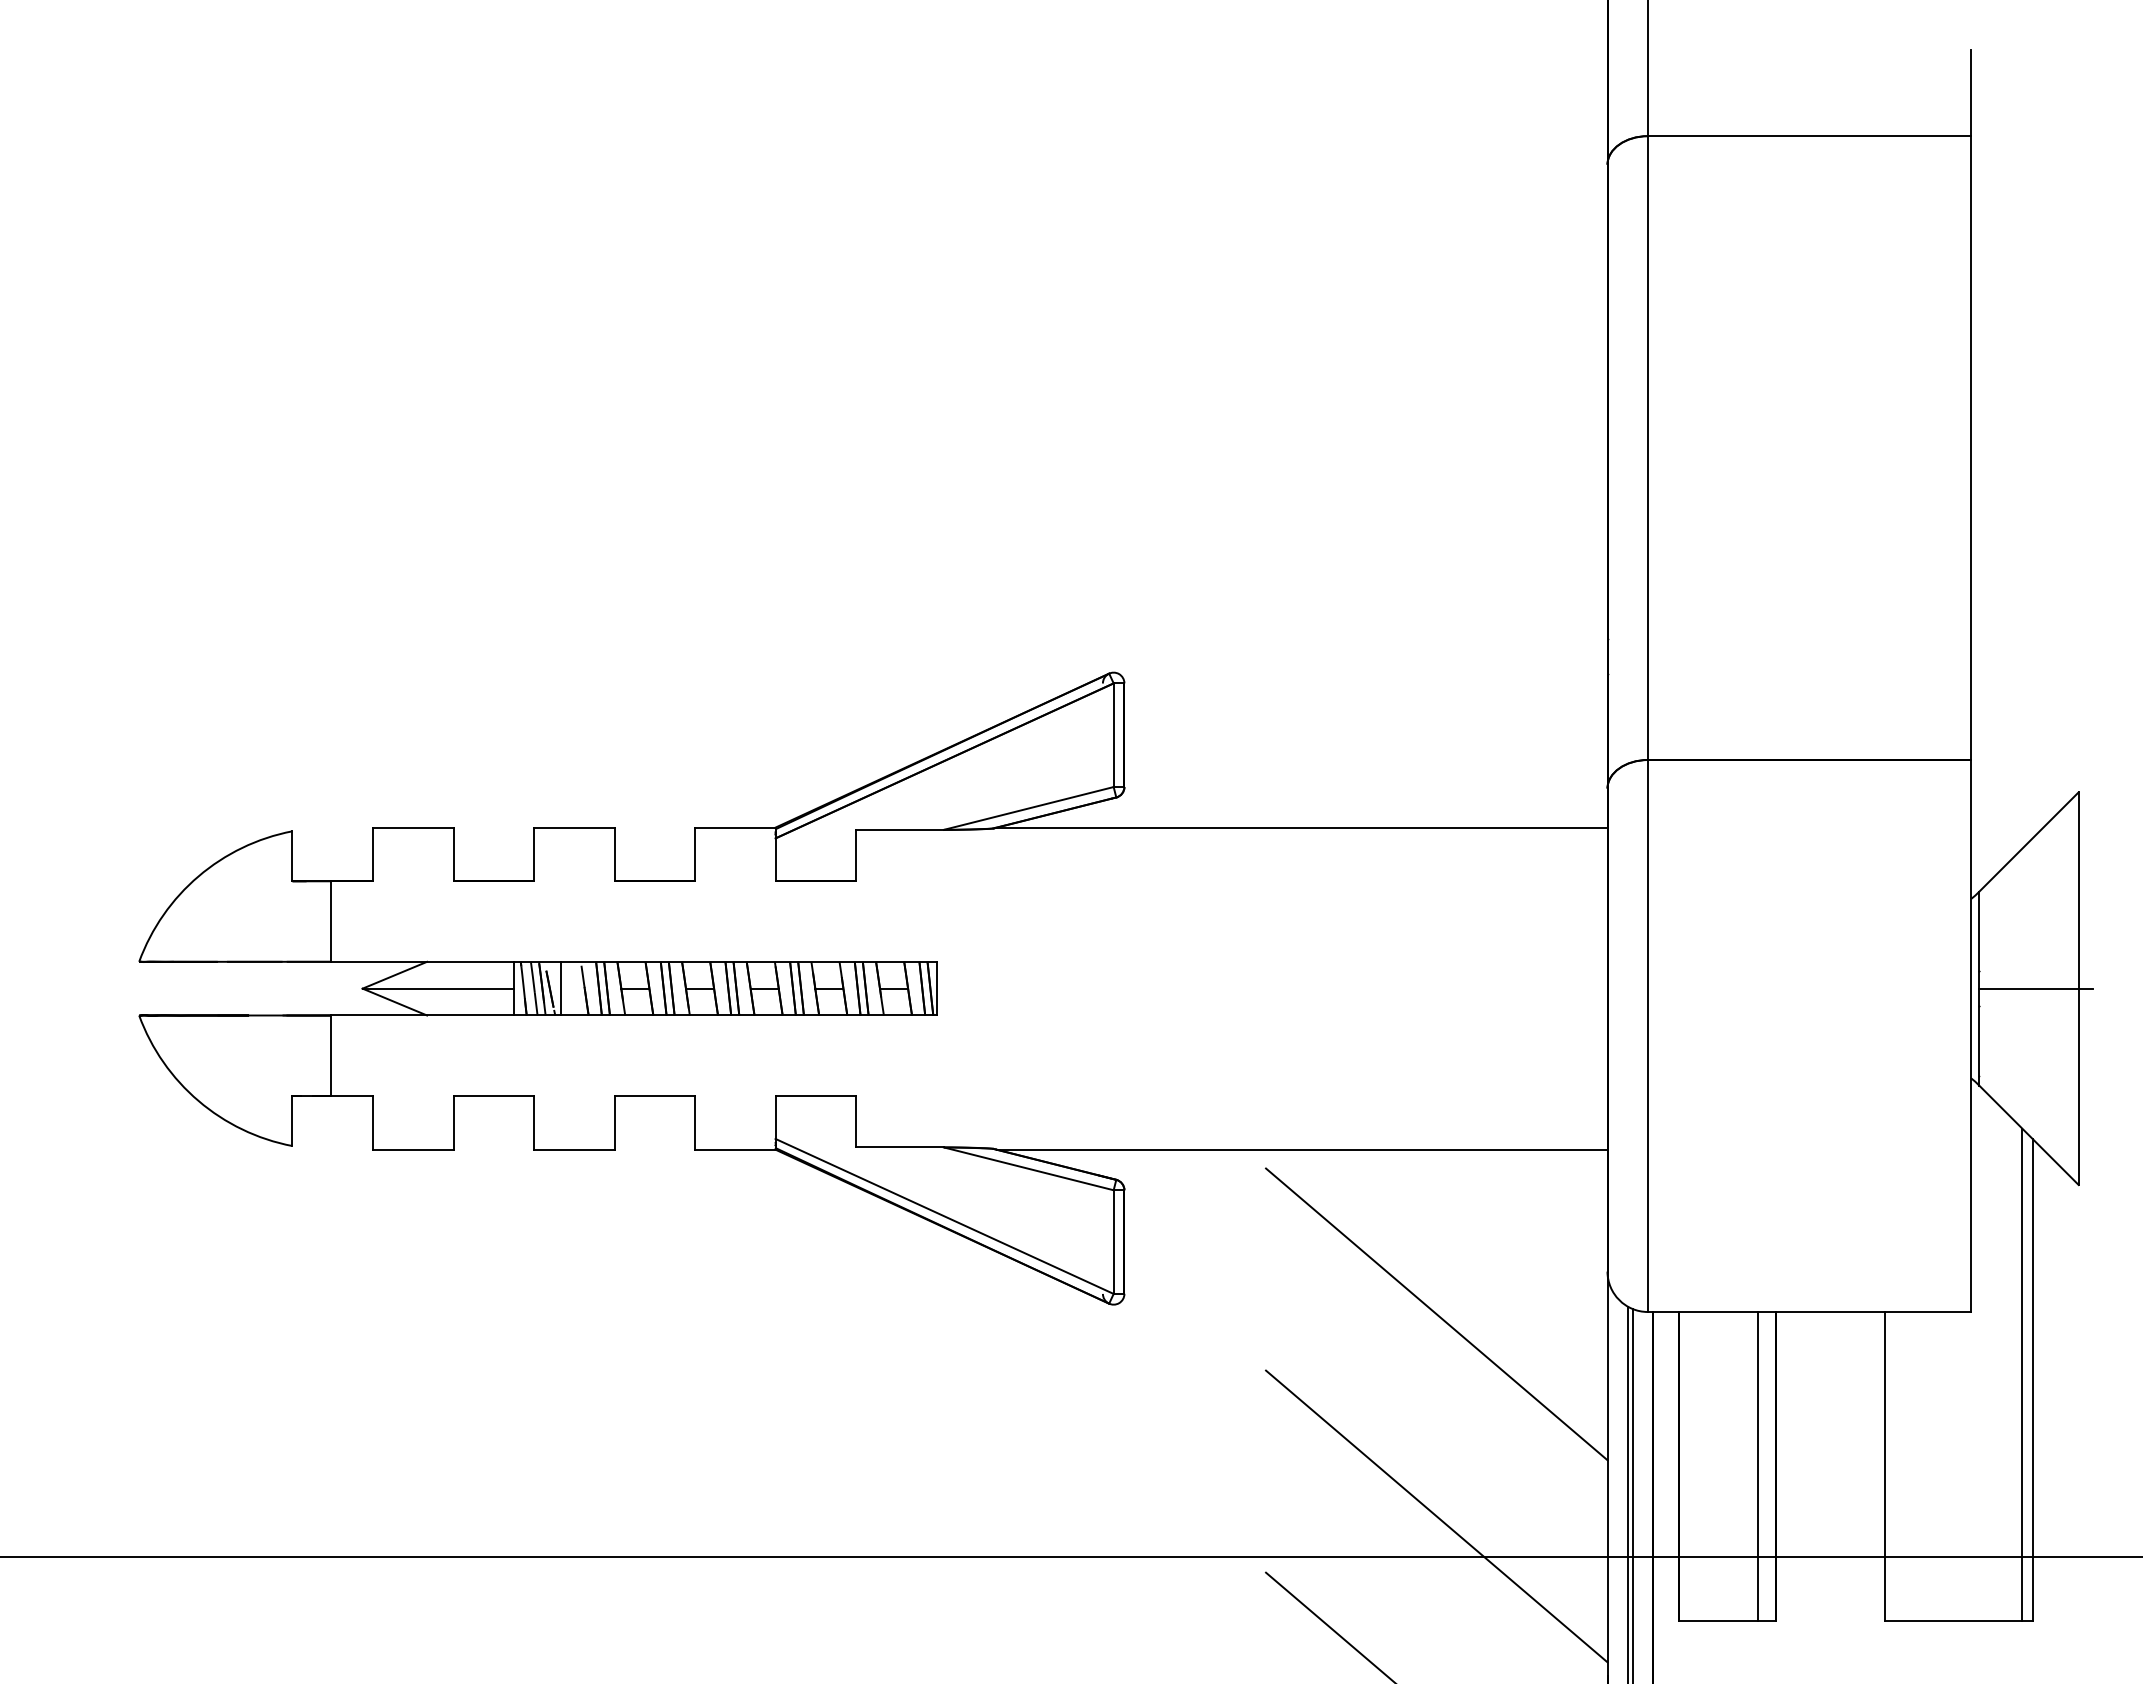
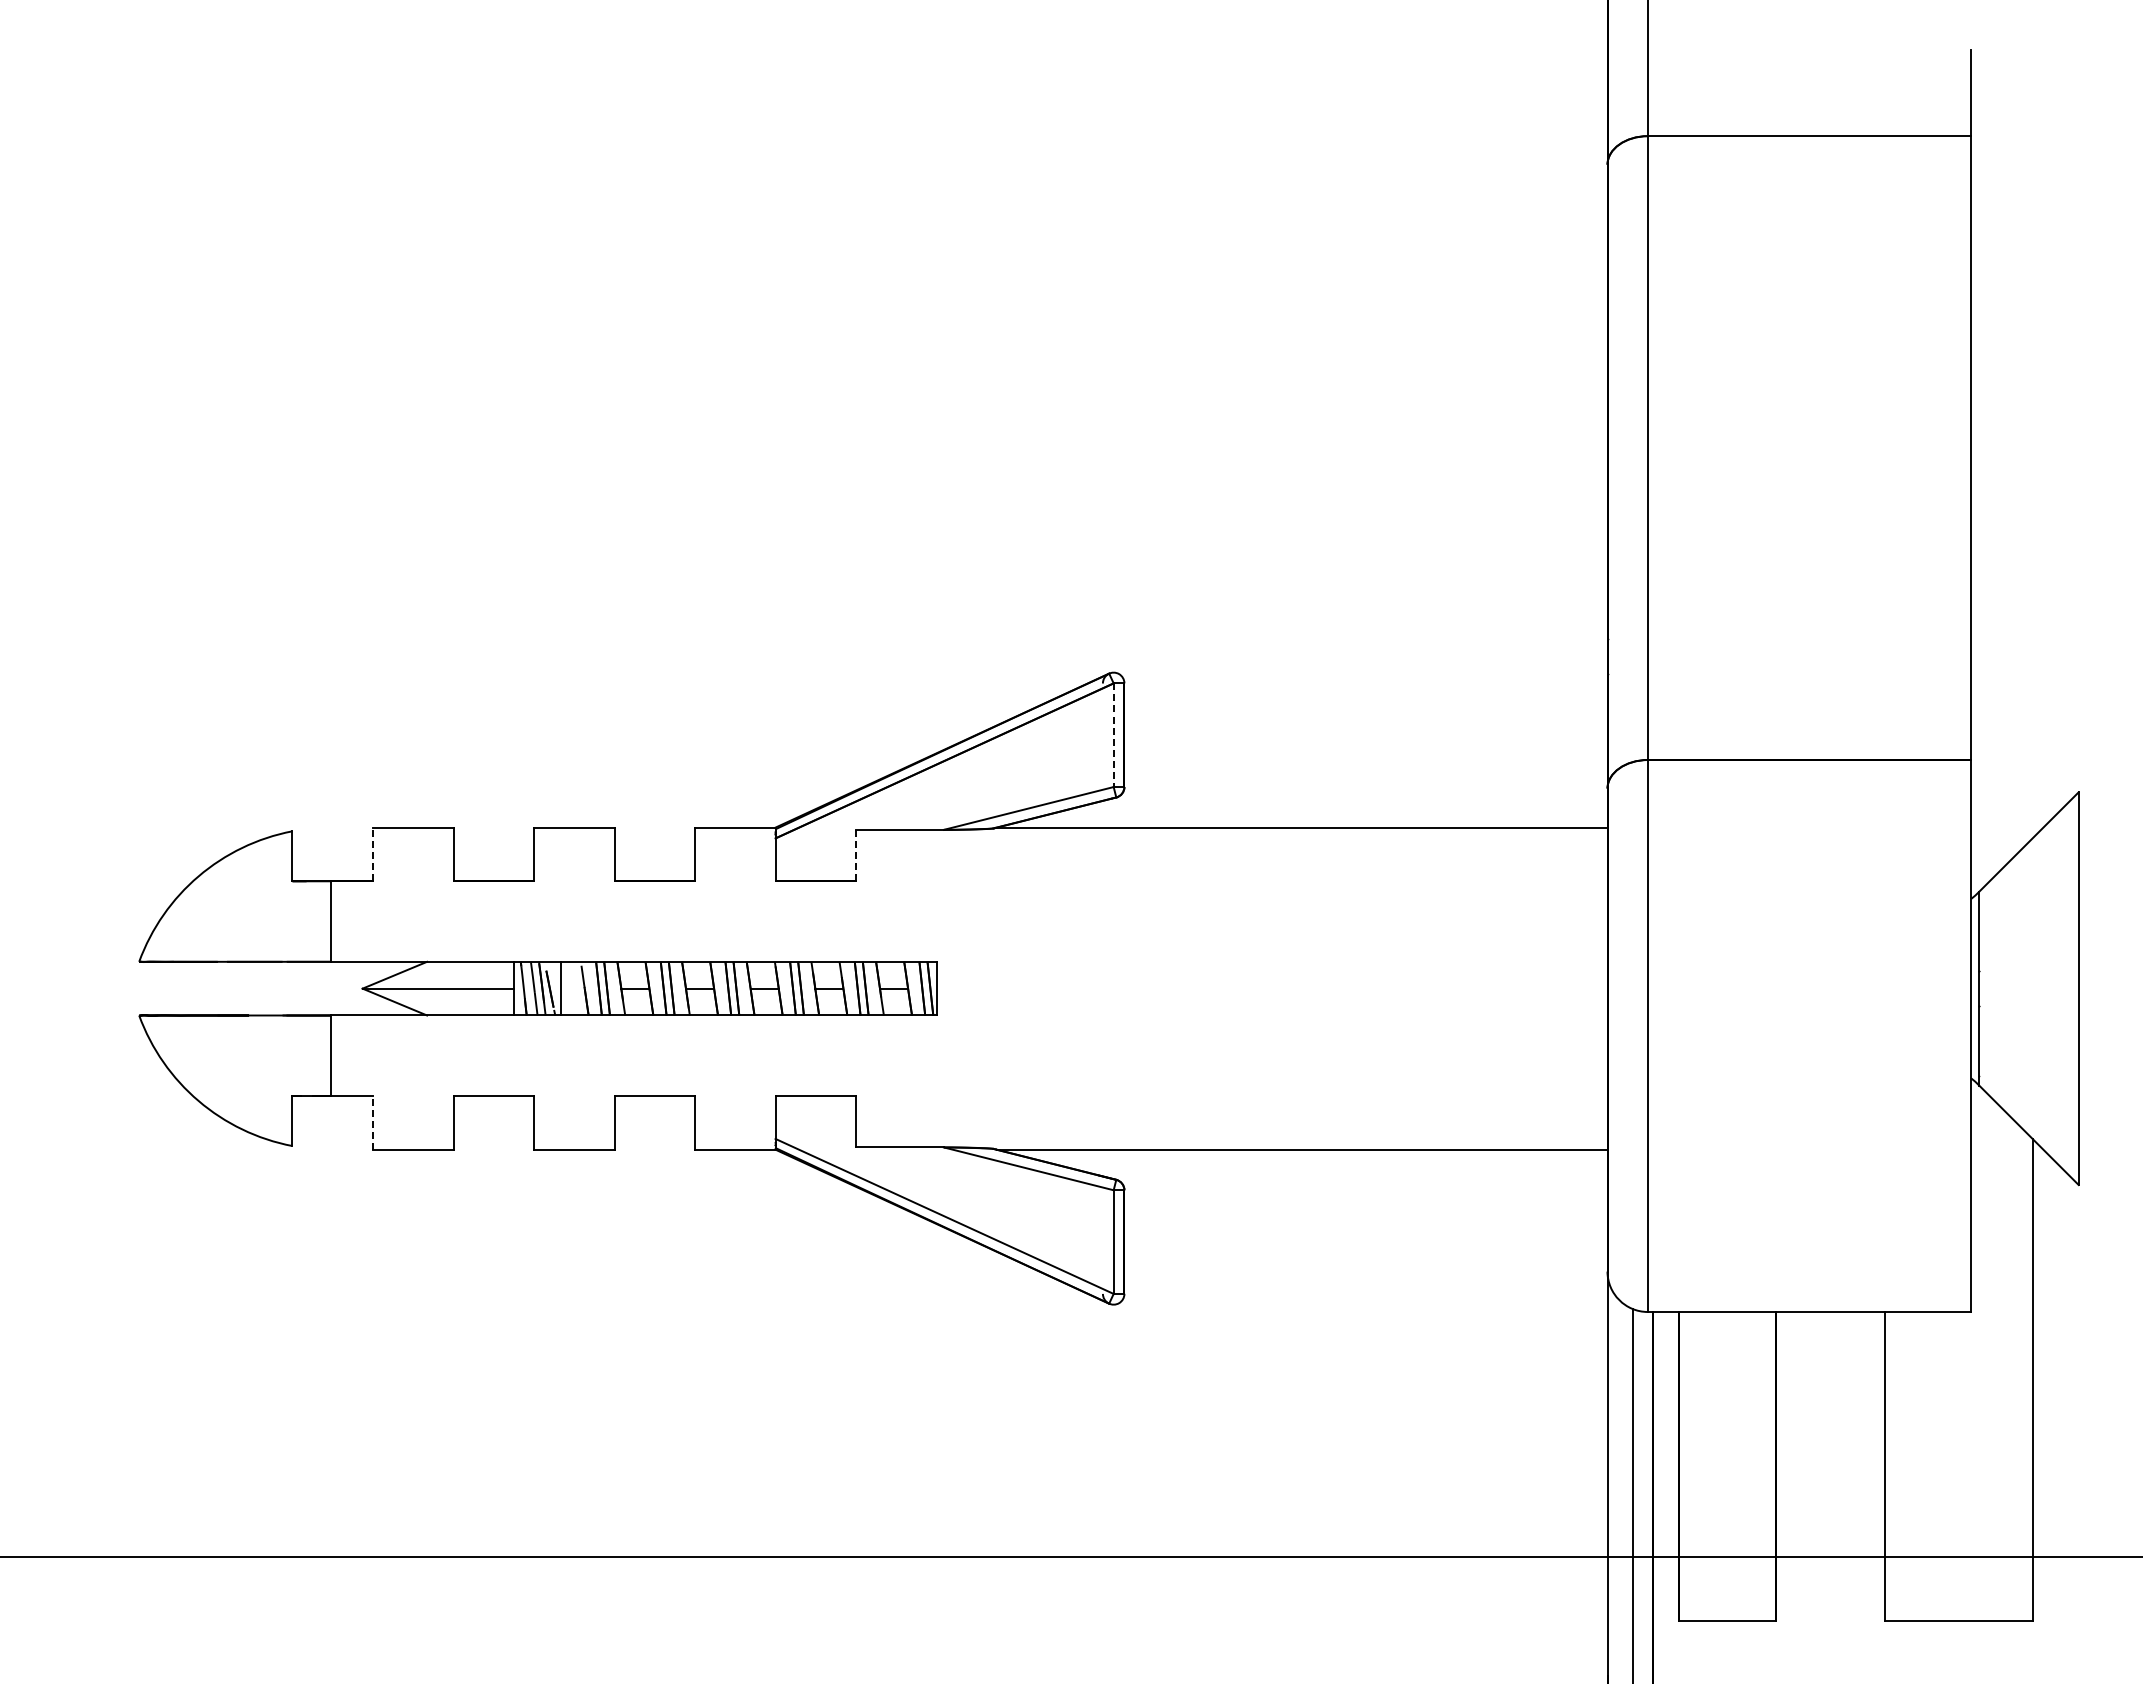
line: solid -> dashed (1113, 735)
line: solid -> dashed (373, 854)
line: solid -> dashed (856, 855)
line: present -> none (2035, 988)
line: solid -> dashed (373, 1122)
line: present -> none (1436, 1314)
line: present -> none (2022, 1374)
line: present -> none (1758, 1466)
line: present -> none (1627, 1493)
line: present -> none (1436, 1516)
line: present -> none (1329, 1626)
